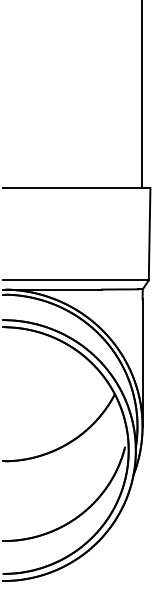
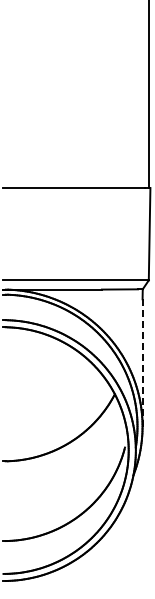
line position: (141, 95) -> (148, 95) (148, 95)
line: solid -> dashed (142, 362)
